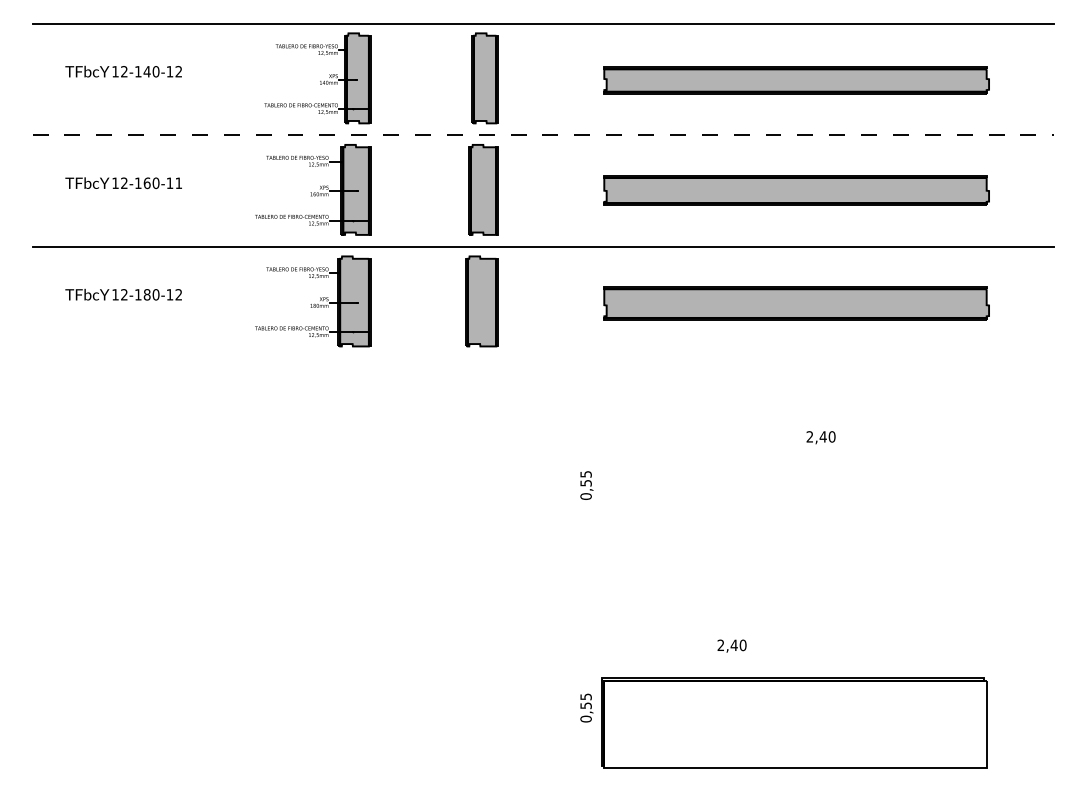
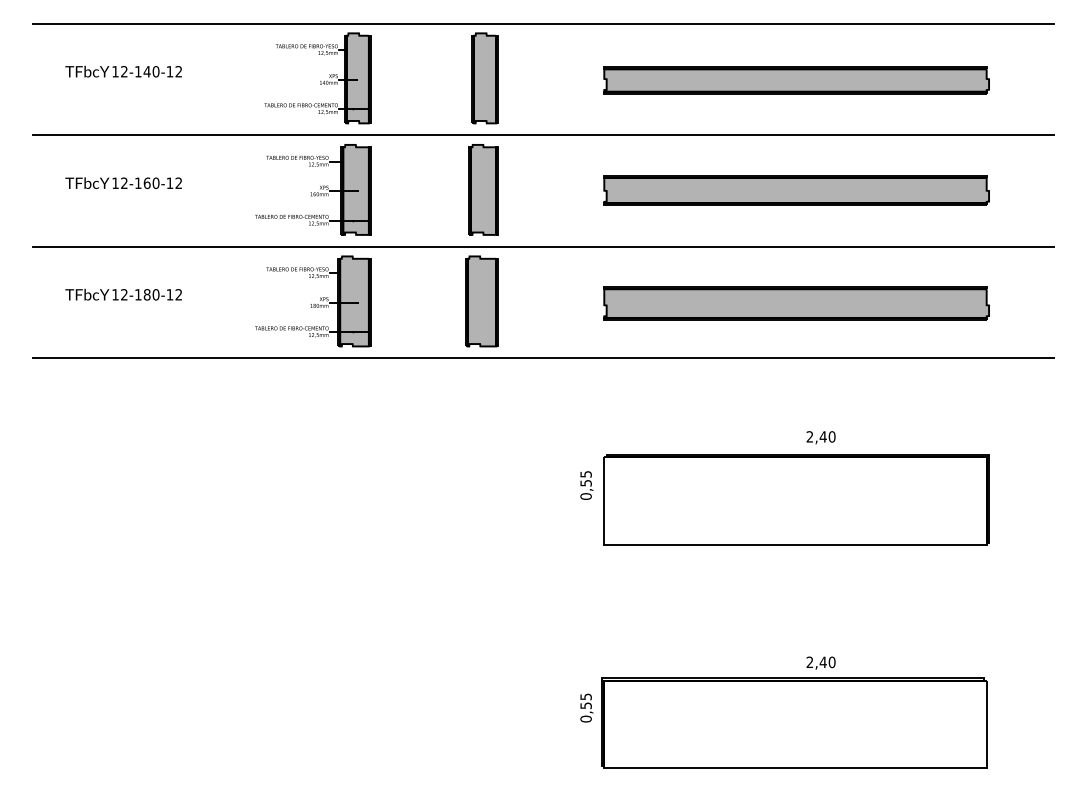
line: dashed -> solid (543, 135)
text: 12-160-11 -> 12-160-12 (178, 182)
line: none -> present (543, 358)
part: none -> present (796, 499)
text position: (731, 645) -> (820, 662) (820, 662)
